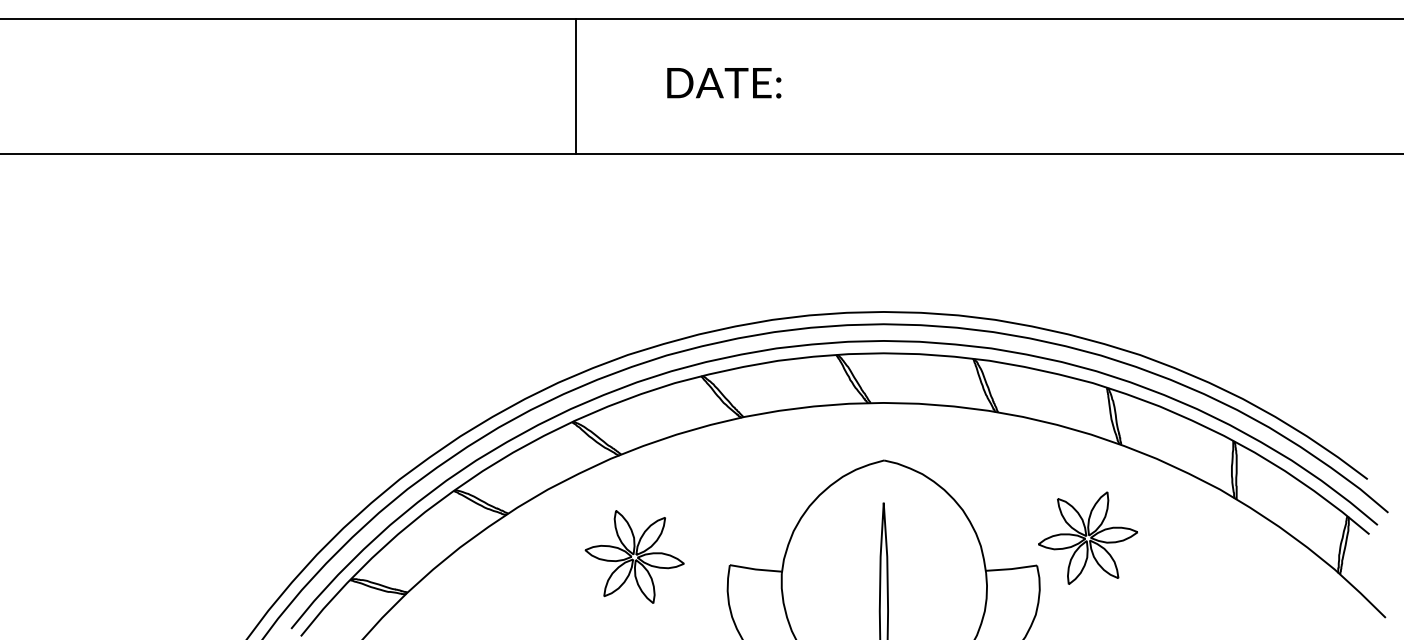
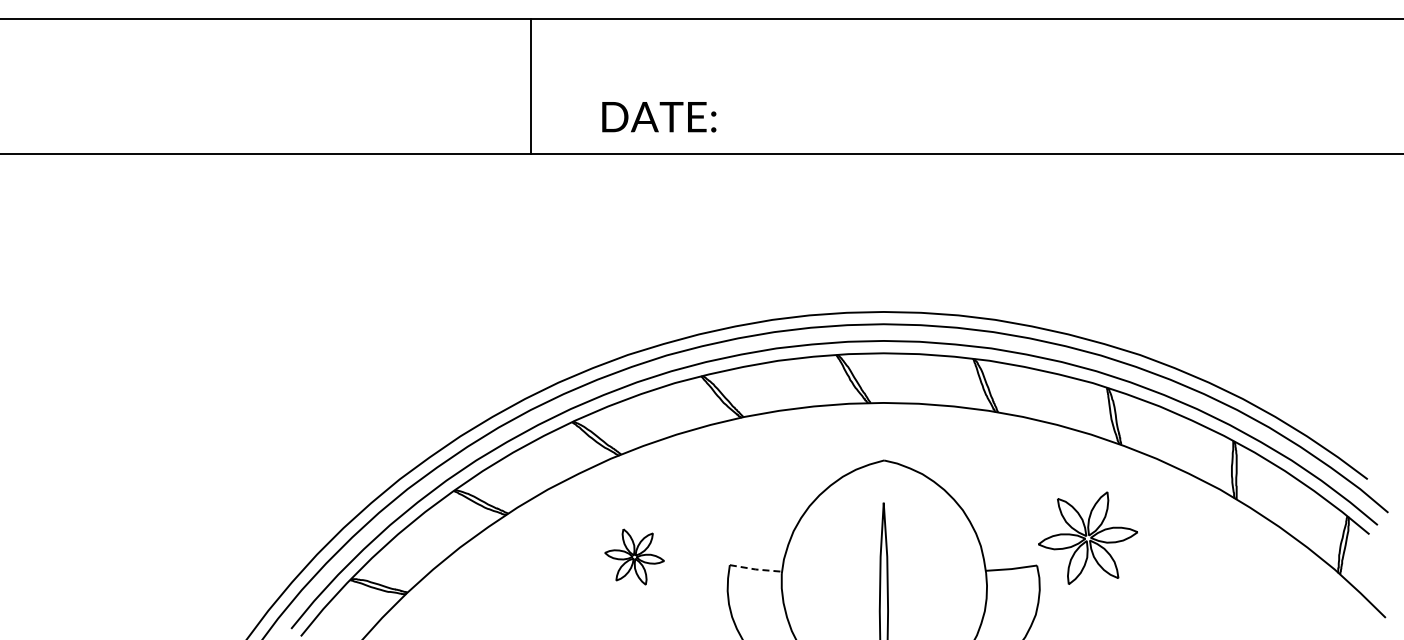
text position: (724, 83) -> (659, 117) (659, 117)
line position: (575, 86) -> (530, 86) (530, 86)
part size: 101x94 px -> 61x58 px (634, 556)
line: solid -> dashed (755, 569)
